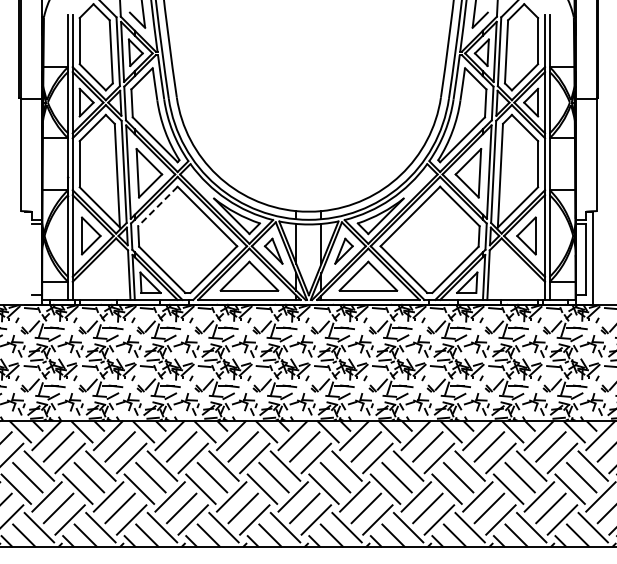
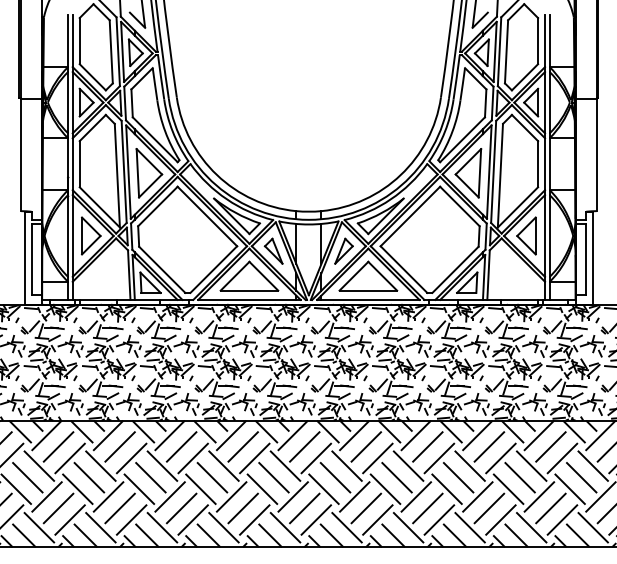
line: dashed -> solid (157, 206)
line: none -> present (25, 257)
line: none -> present (31, 259)
